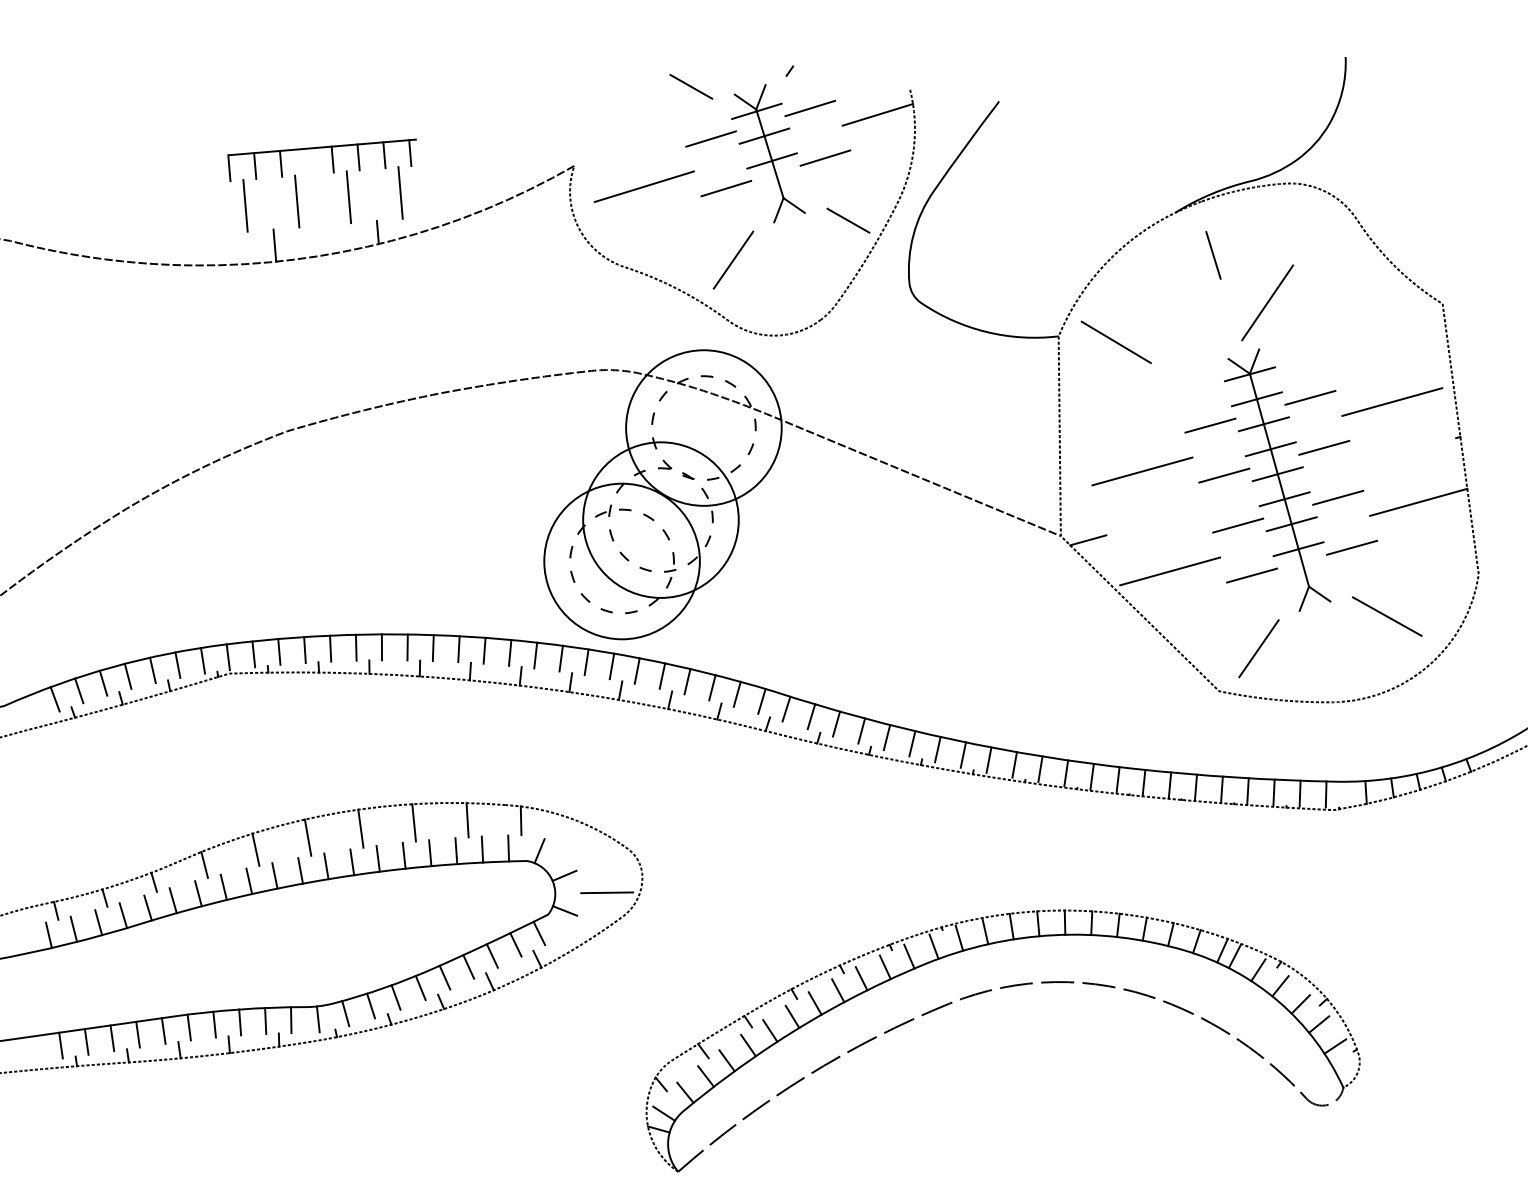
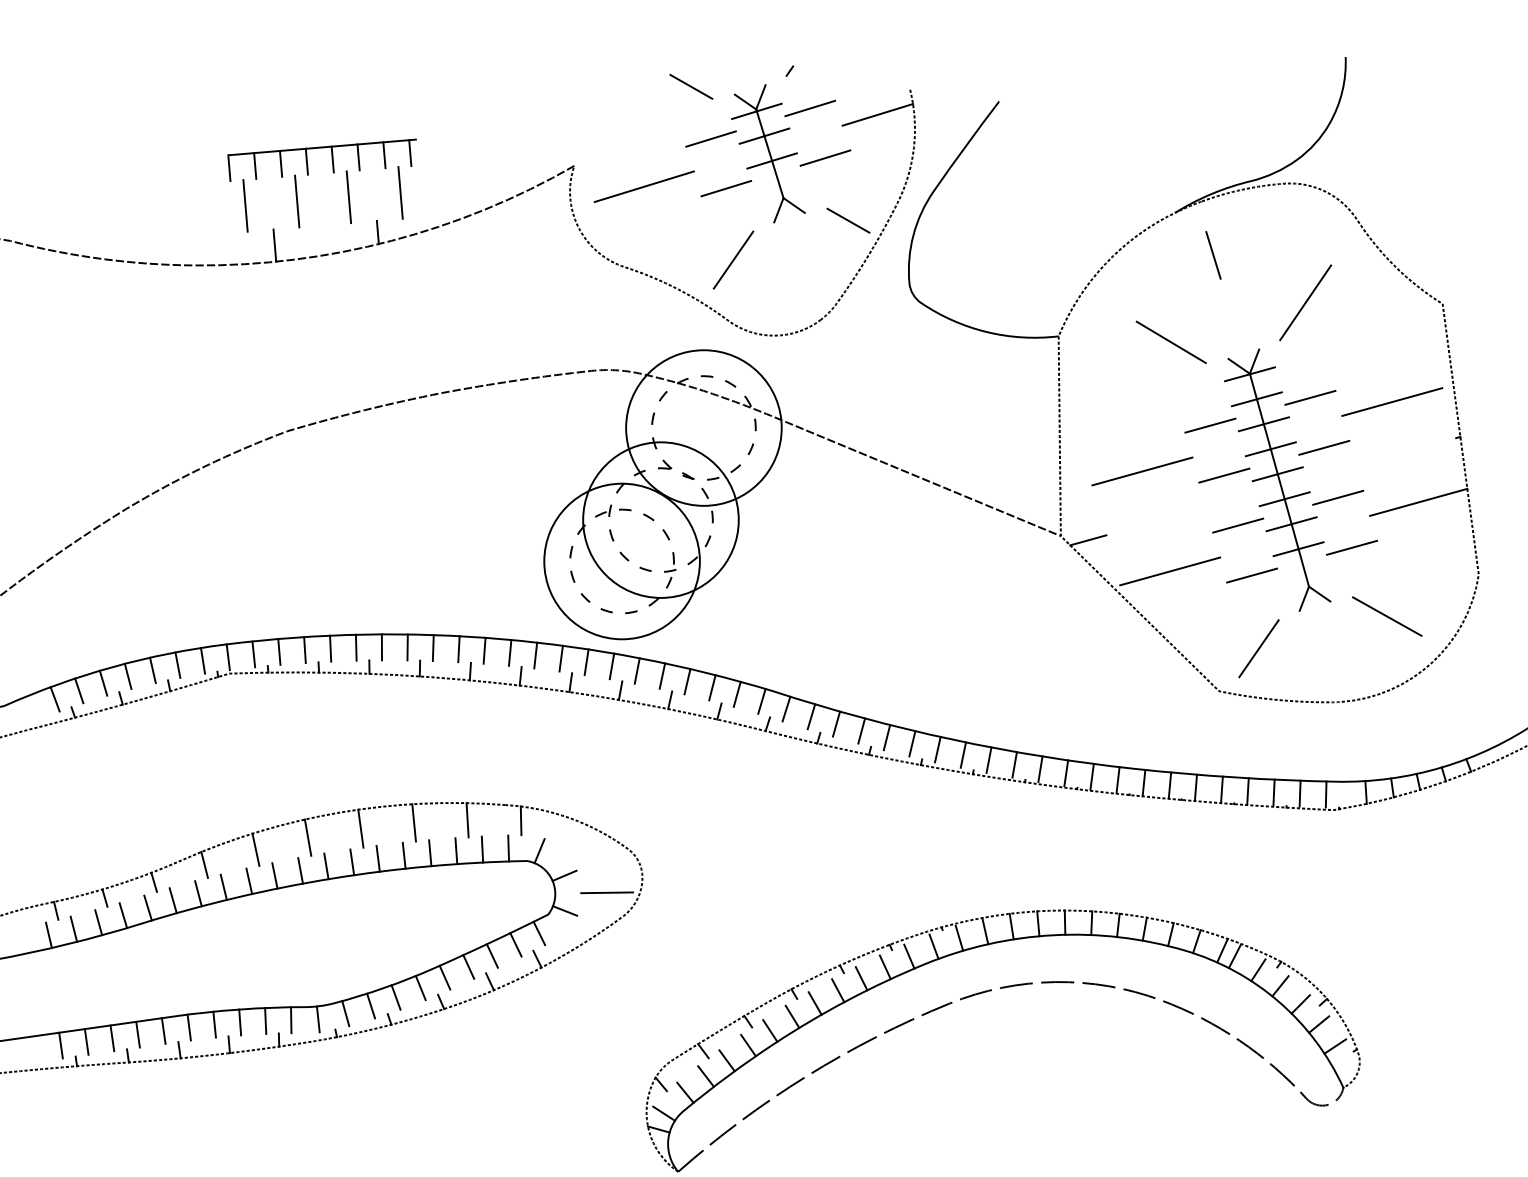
line: none -> present (306, 161)
line position: (1267, 302) -> (1305, 302) (1305, 302)
line position: (1115, 341) -> (1170, 341) (1170, 341)
